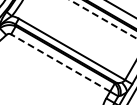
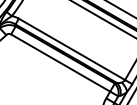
line: dashed -> solid (102, 19)
line: dashed -> solid (60, 62)
